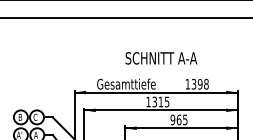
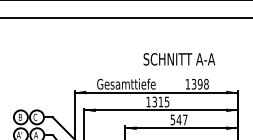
text position: (161, 58) -> (179, 59) (179, 59)
text: 965 -> 547 (178, 119)
